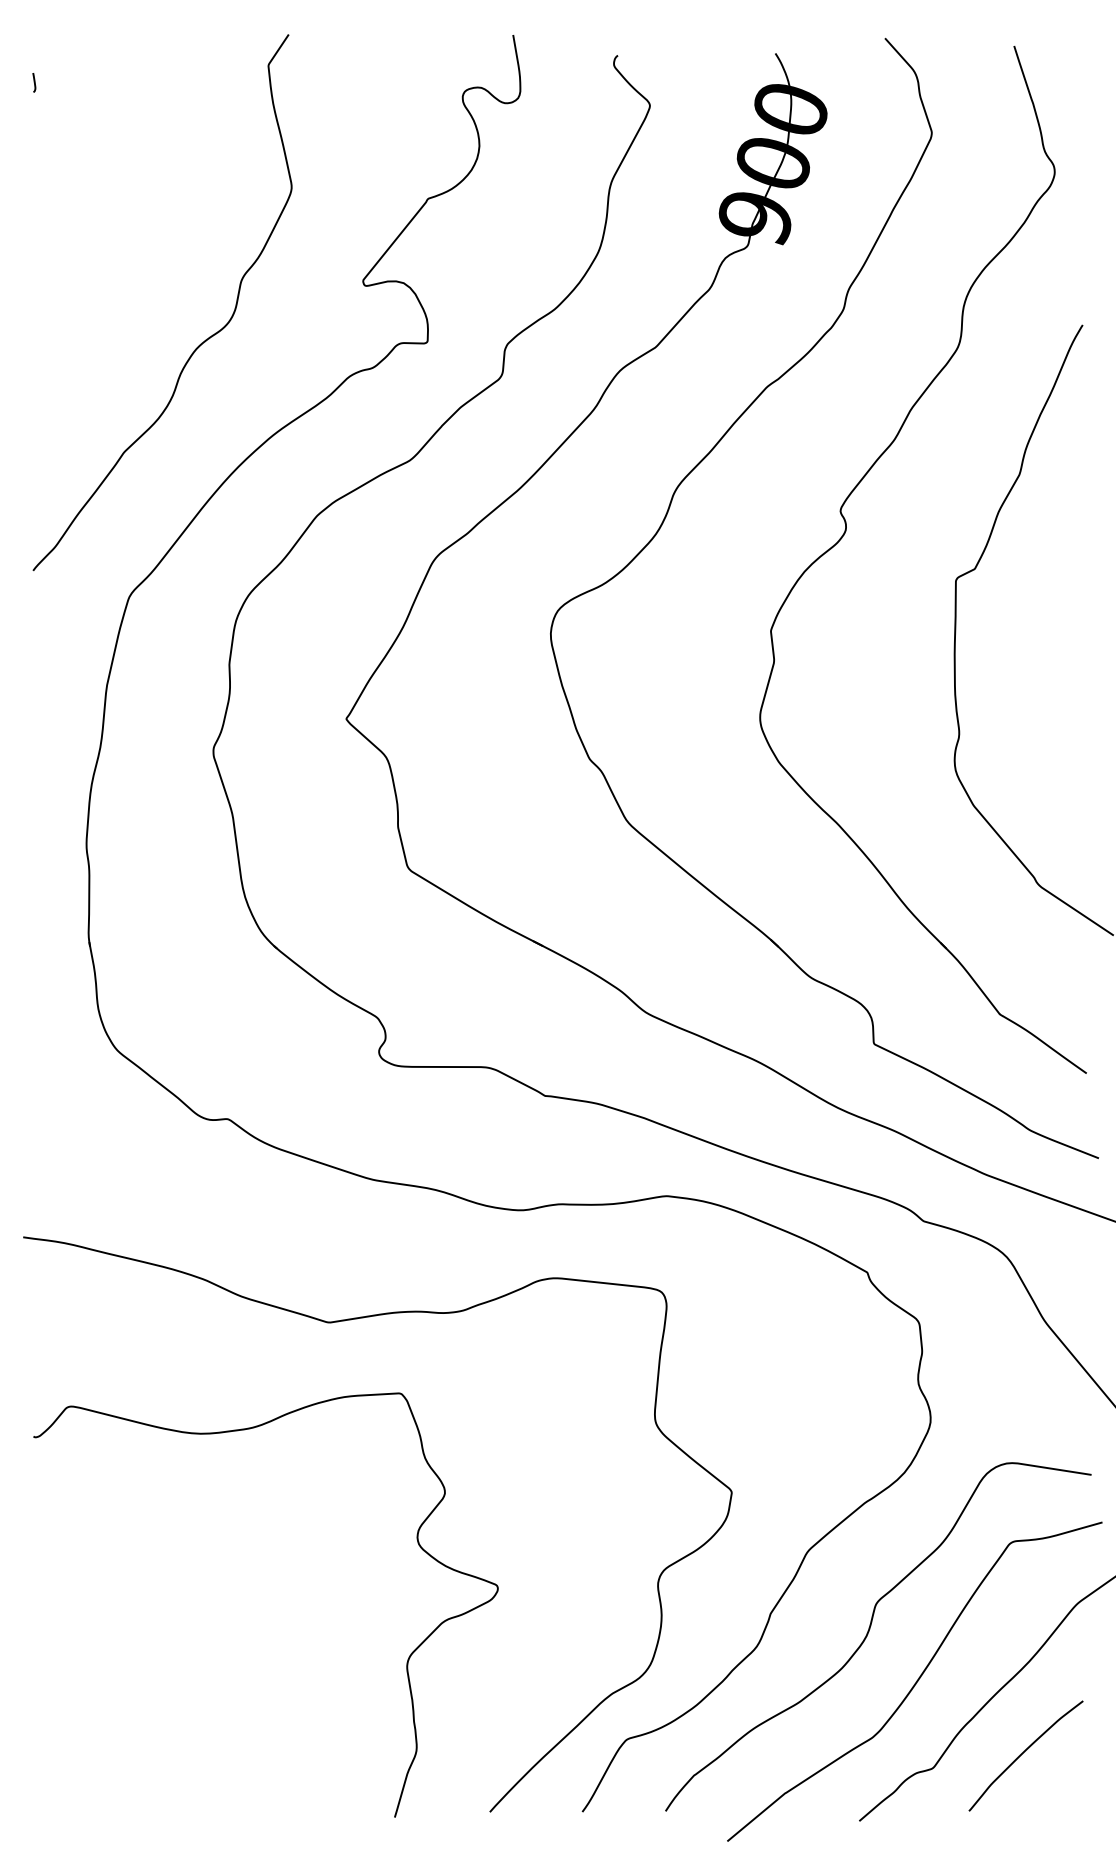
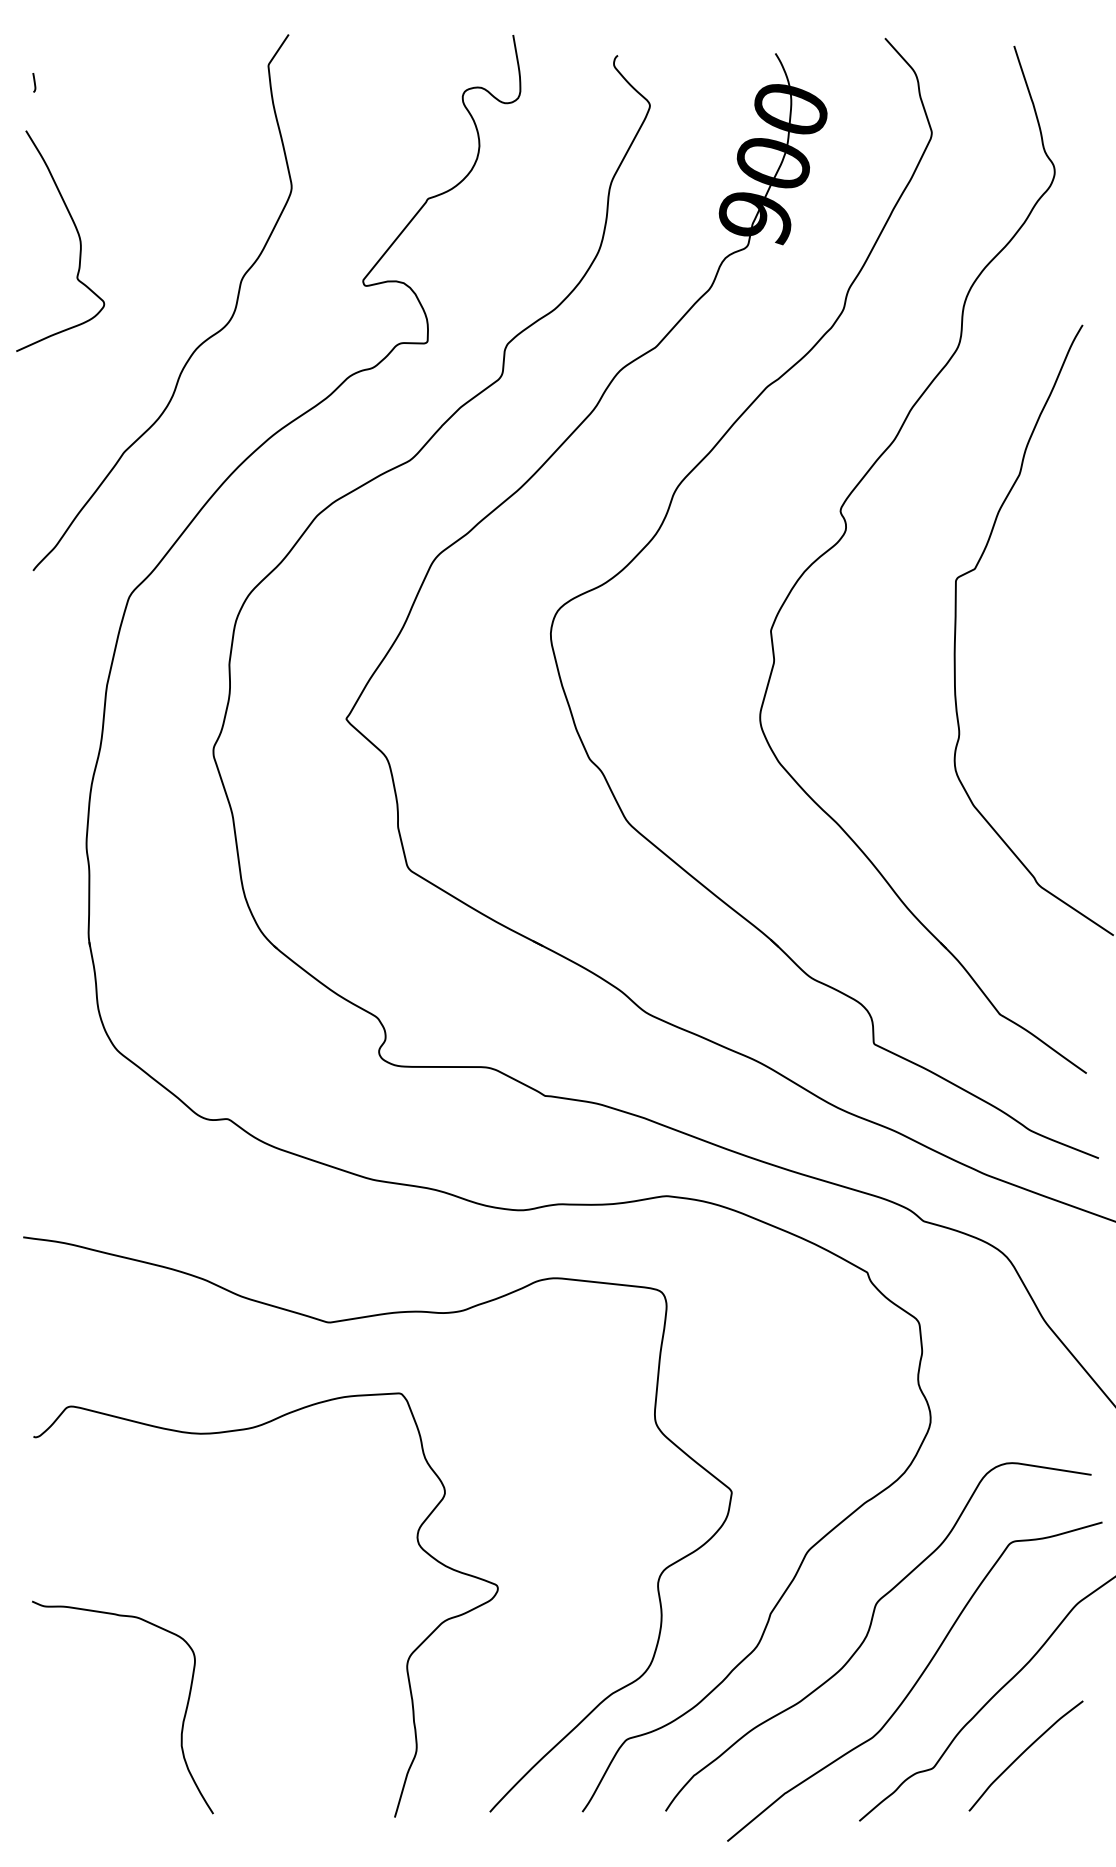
curve: none -> present (77, 234)
curve: none -> present (182, 1720)
